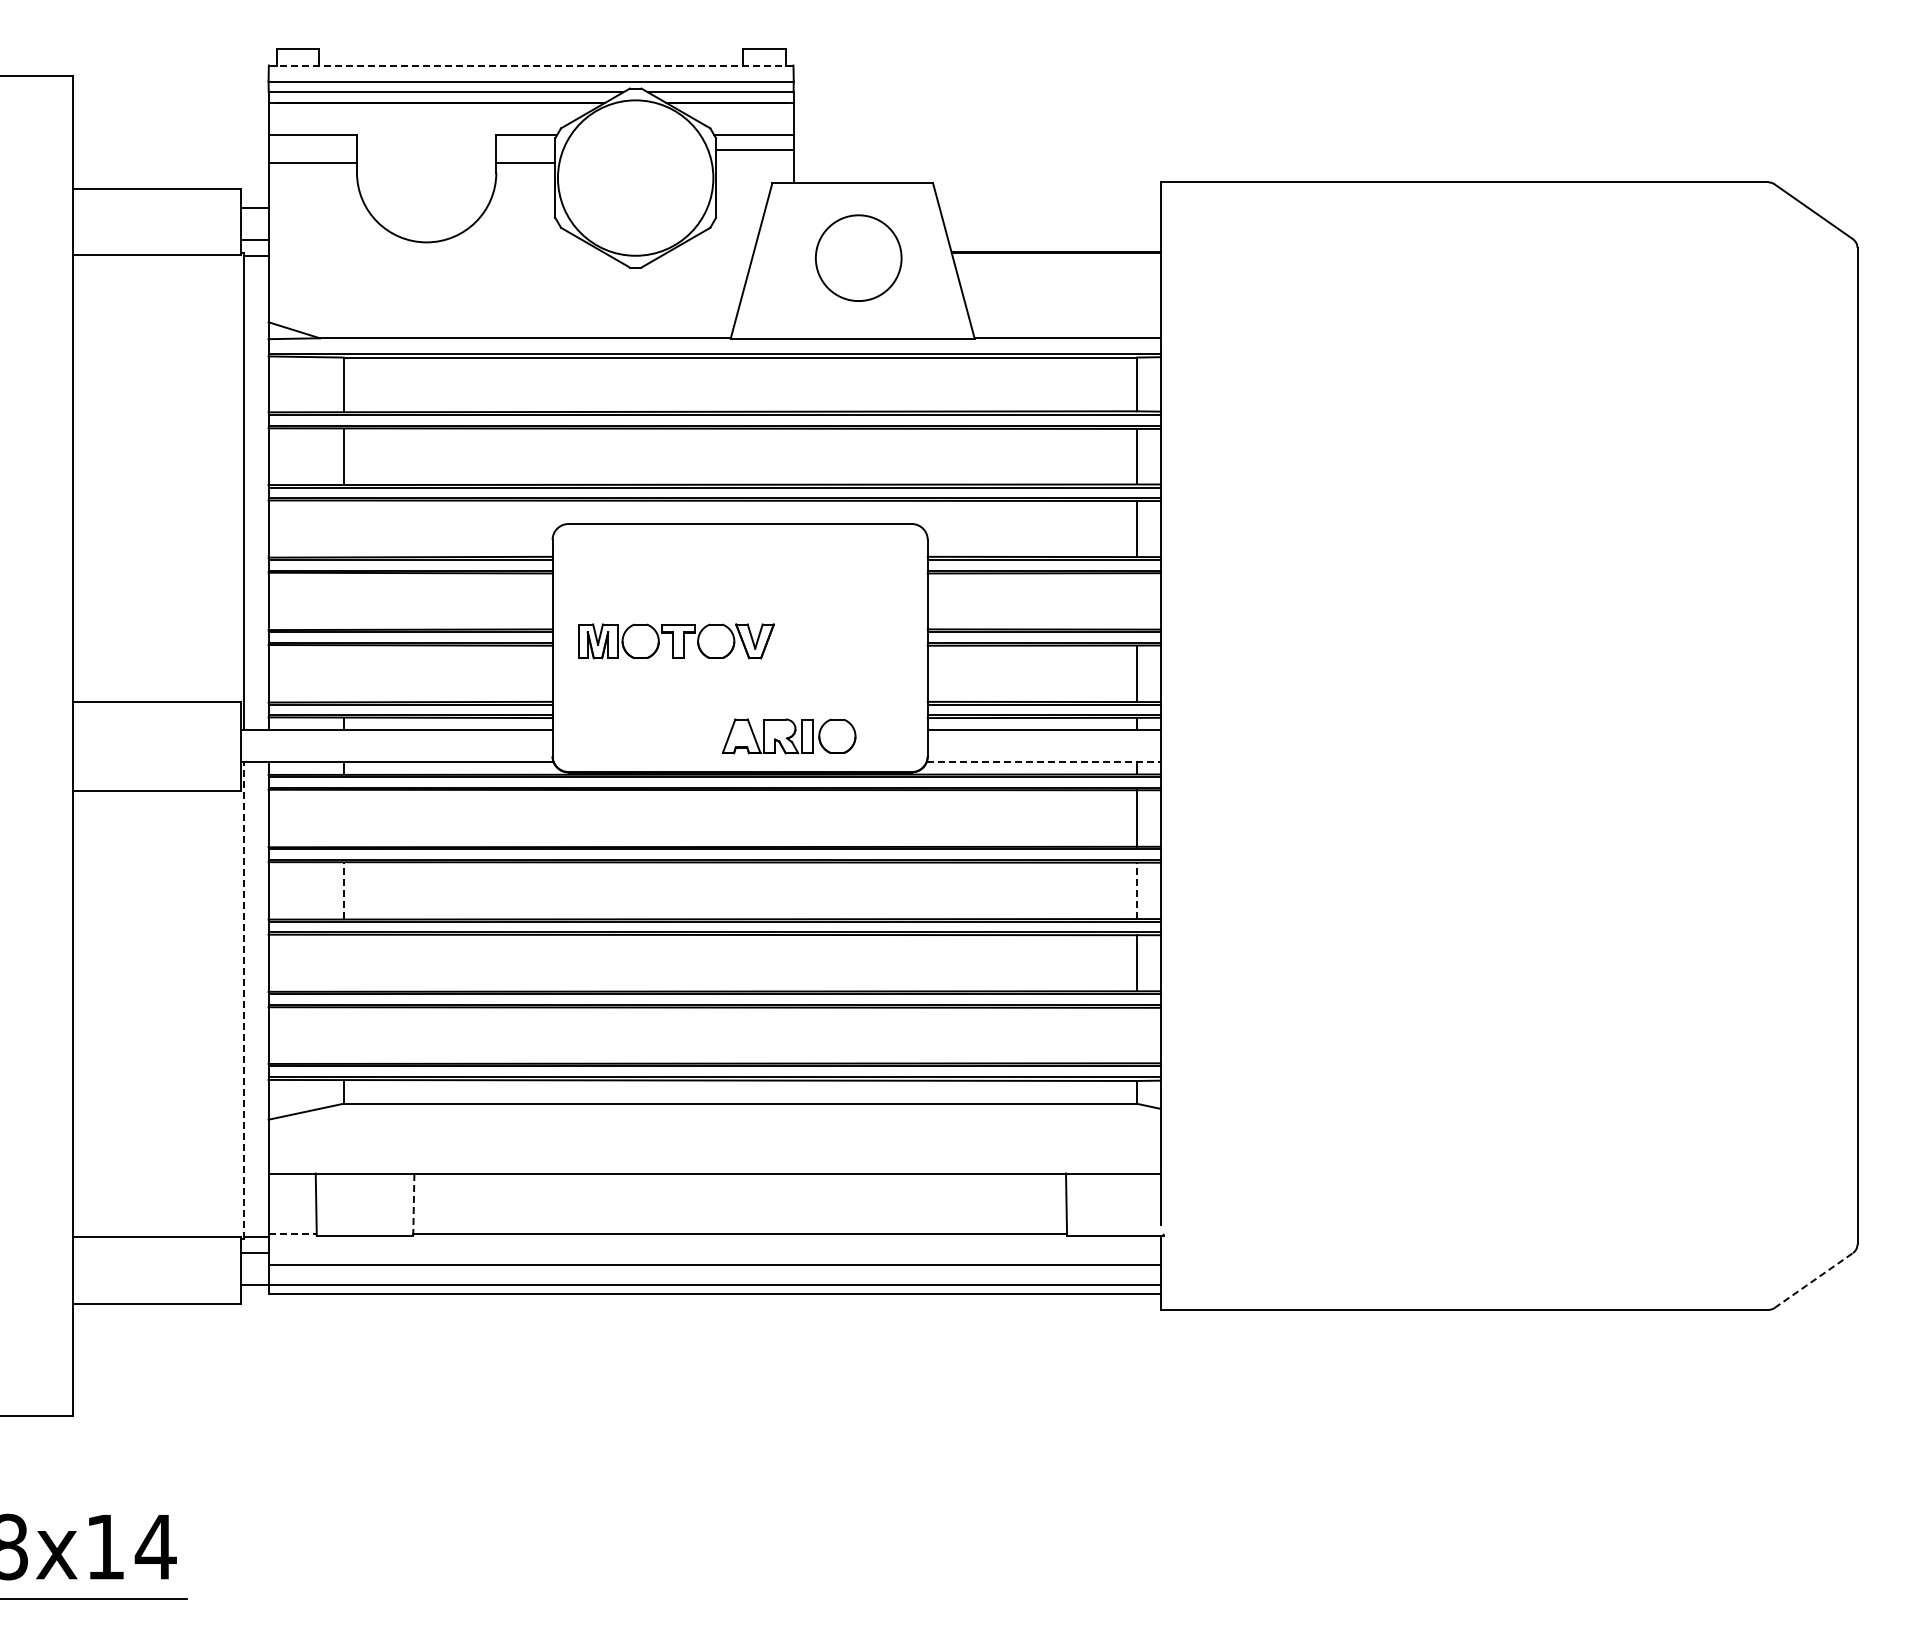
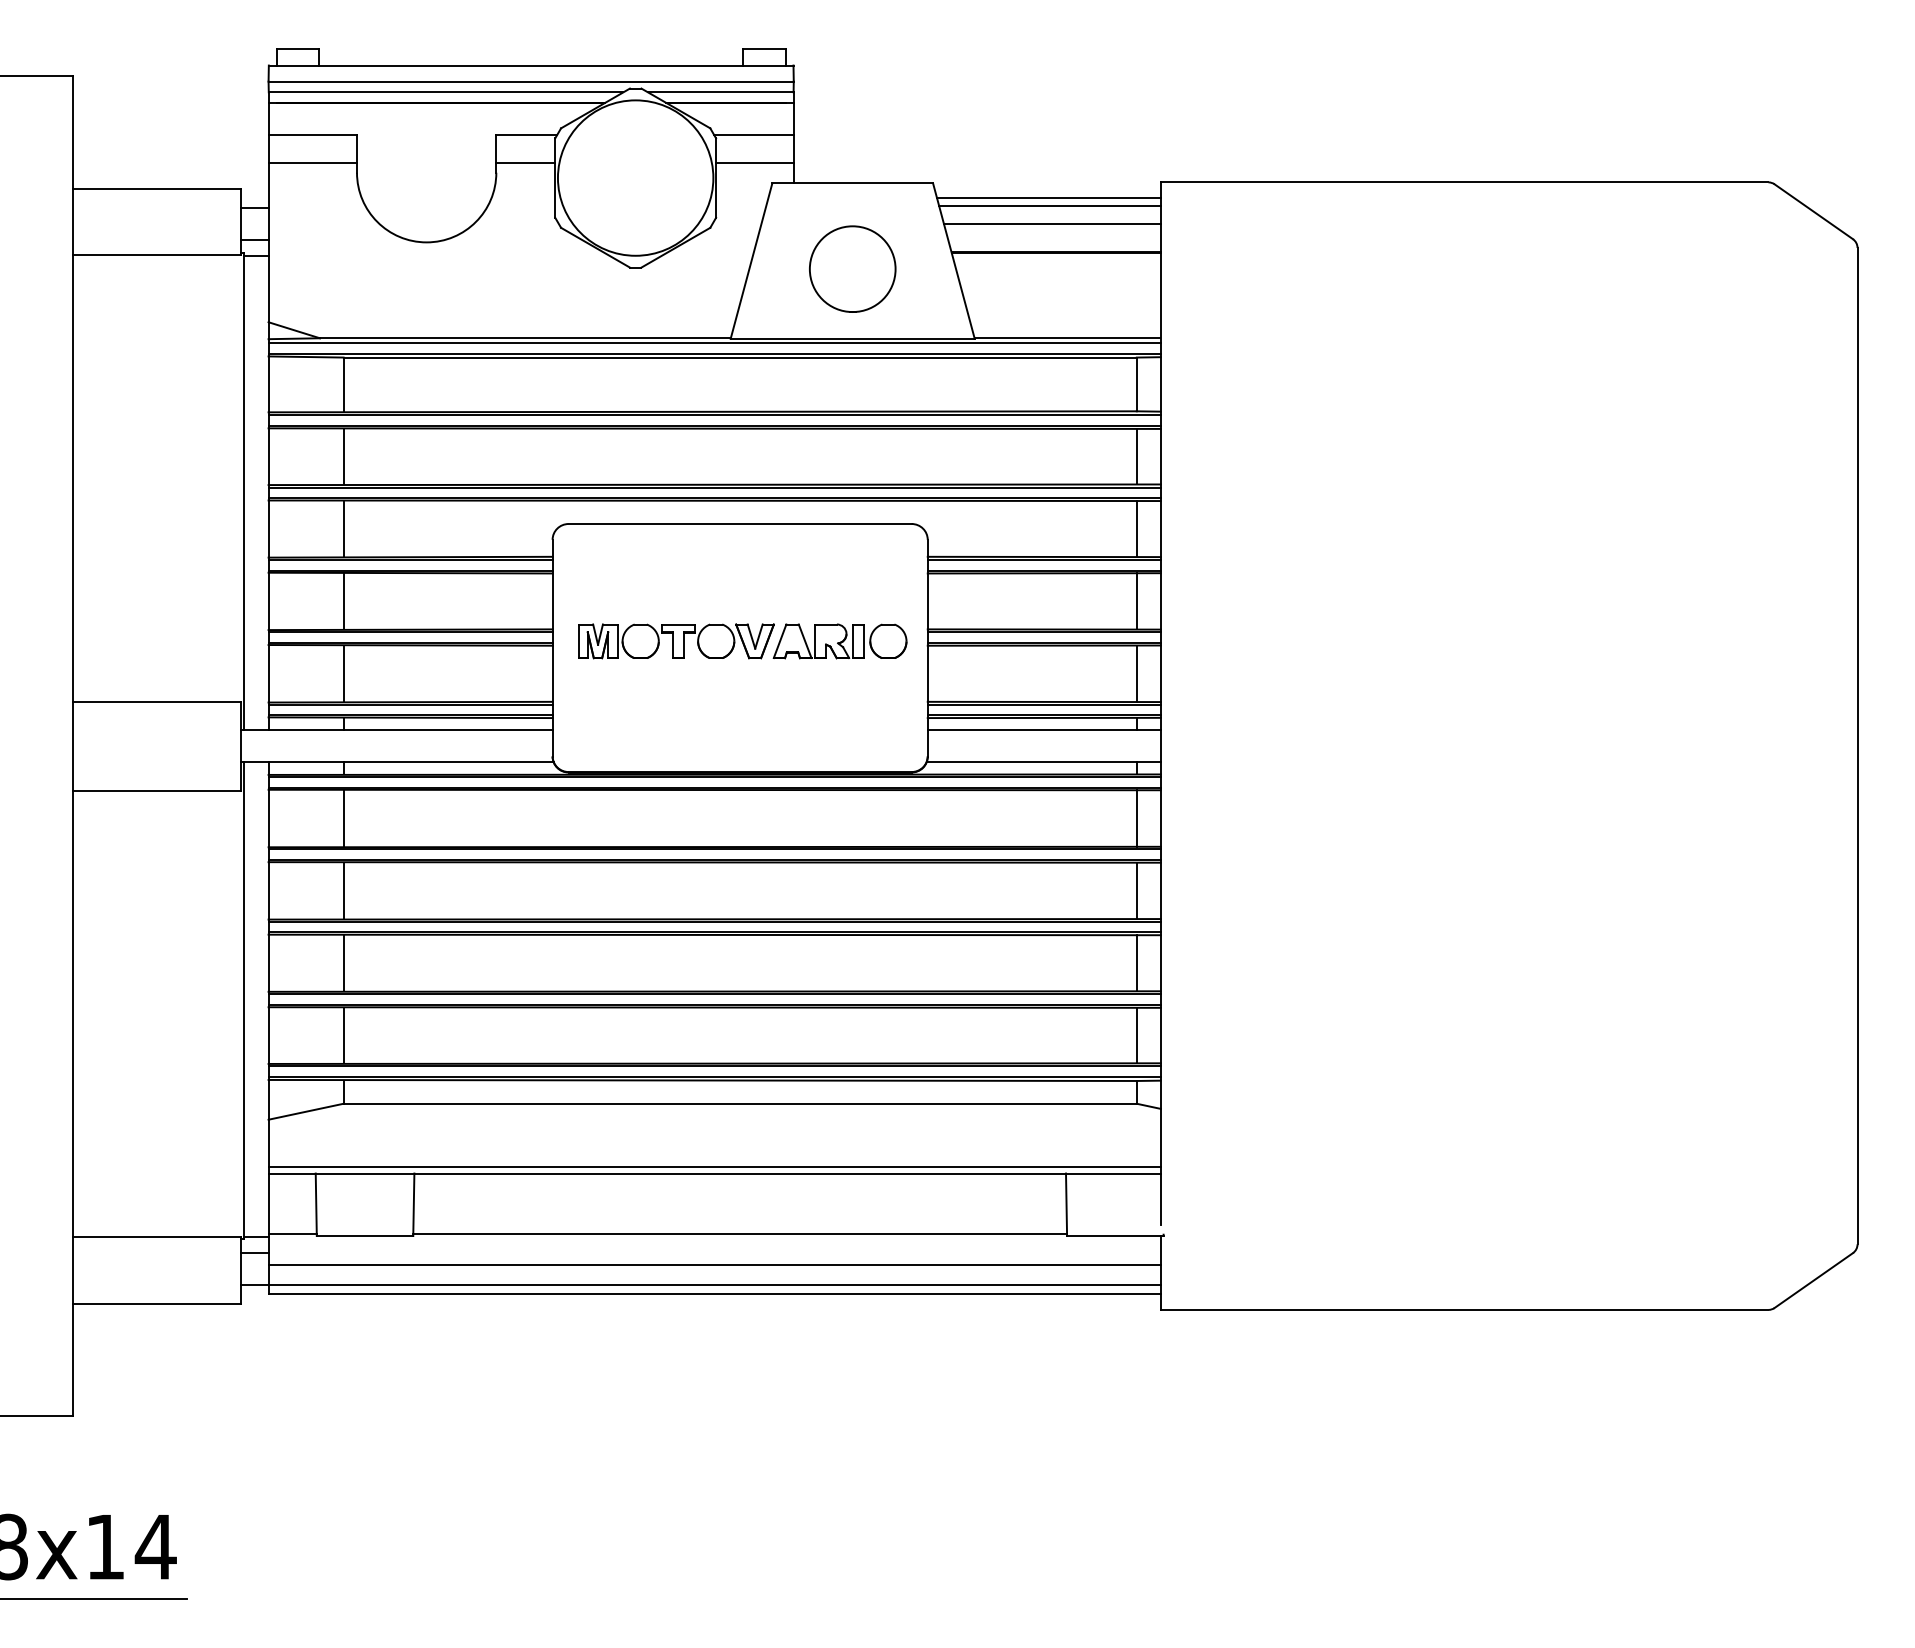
line: dashed -> solid (531, 65)
line position: (754, 150) -> (754, 163) (754, 163)
line: none -> present (1048, 197)
line: none -> present (1049, 206)
line: none -> present (1052, 224)
circle position: (858, 257) -> (852, 268) (852, 268)
line: none -> present (714, 342)
line: none -> present (343, 528)
line: none -> present (343, 601)
line: none -> present (1136, 601)
line: none -> present (343, 673)
part position: (788, 736) -> (839, 641) (839, 641)
line: dashed -> solid (1044, 762)
line: none -> present (343, 818)
line: dashed -> solid (343, 890)
line: dashed -> solid (1136, 890)
line: none -> present (343, 963)
line: dashed -> solid (244, 1000)
line: none -> present (343, 1035)
line: none -> present (1136, 1035)
line: none -> present (714, 1166)
line: dashed -> solid (413, 1204)
line: dashed -> solid (293, 1233)
line: dashed -> solid (1813, 1280)
